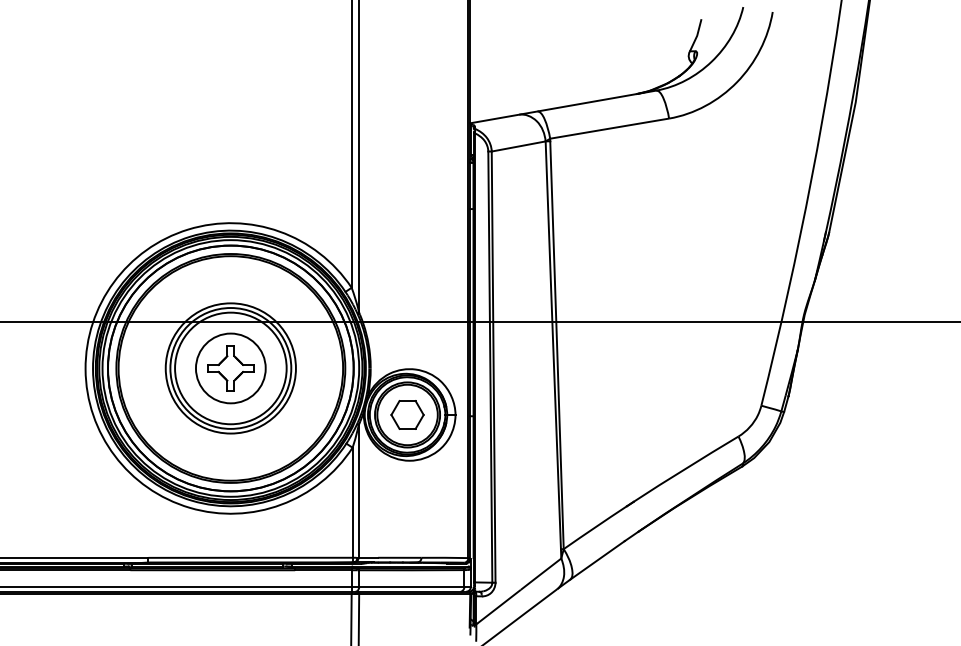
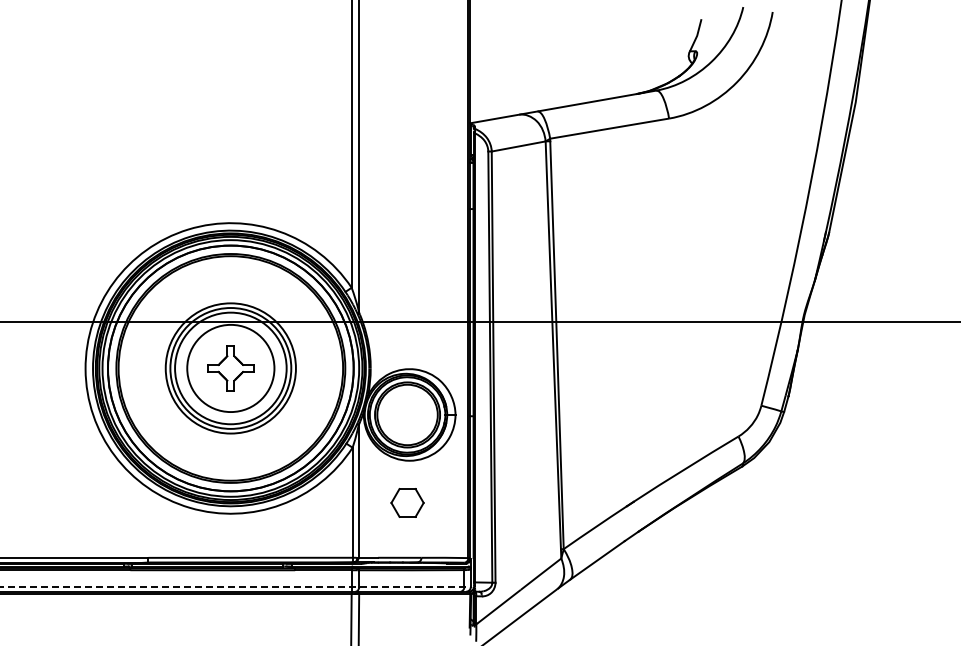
circle diameter: 70 px -> 87 px (230, 368)
part position: (407, 414) -> (407, 502) (407, 502)
line: solid -> dashed (235, 587)
